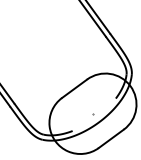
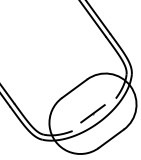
line: none -> present (92, 113)
